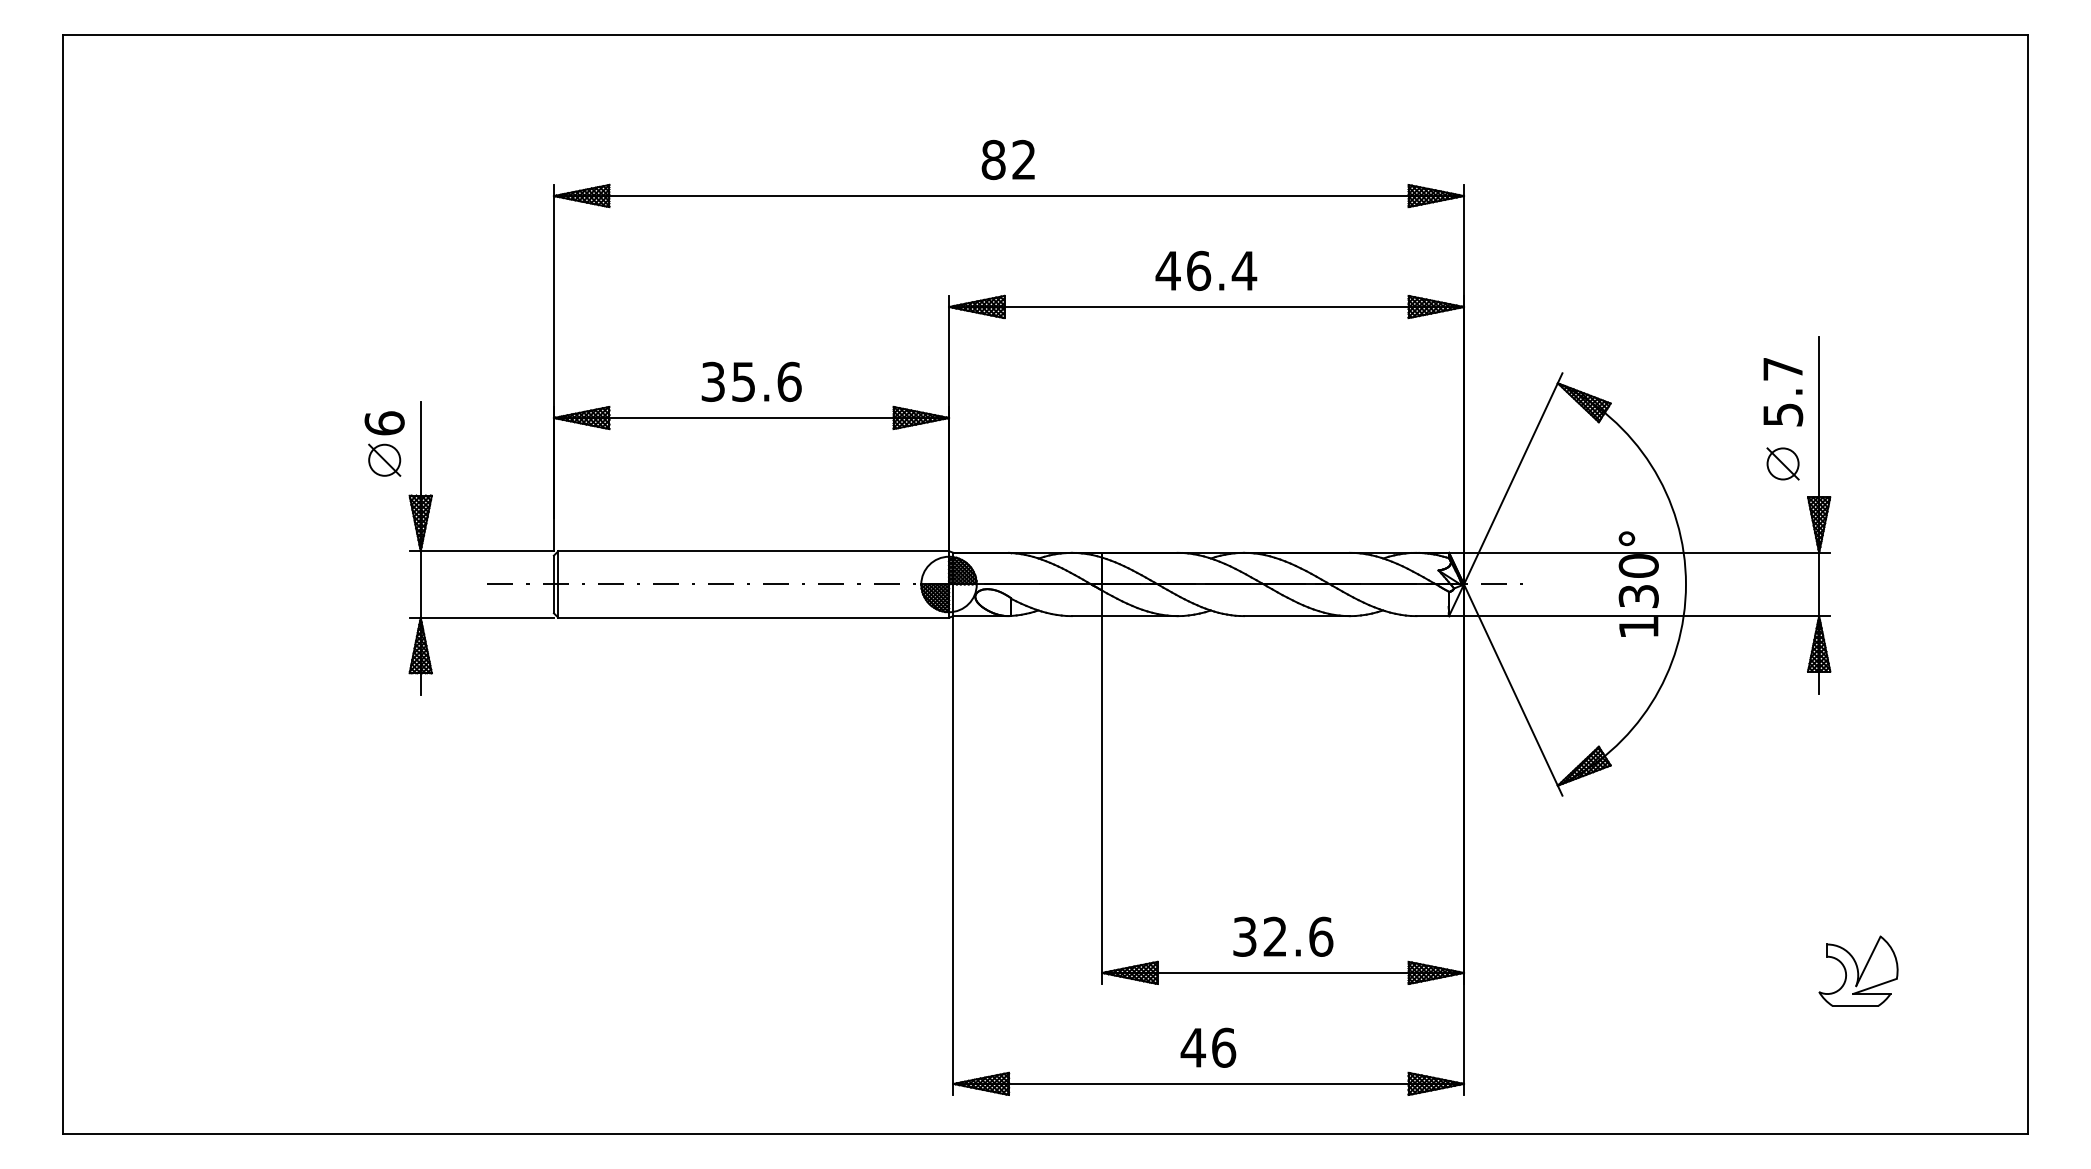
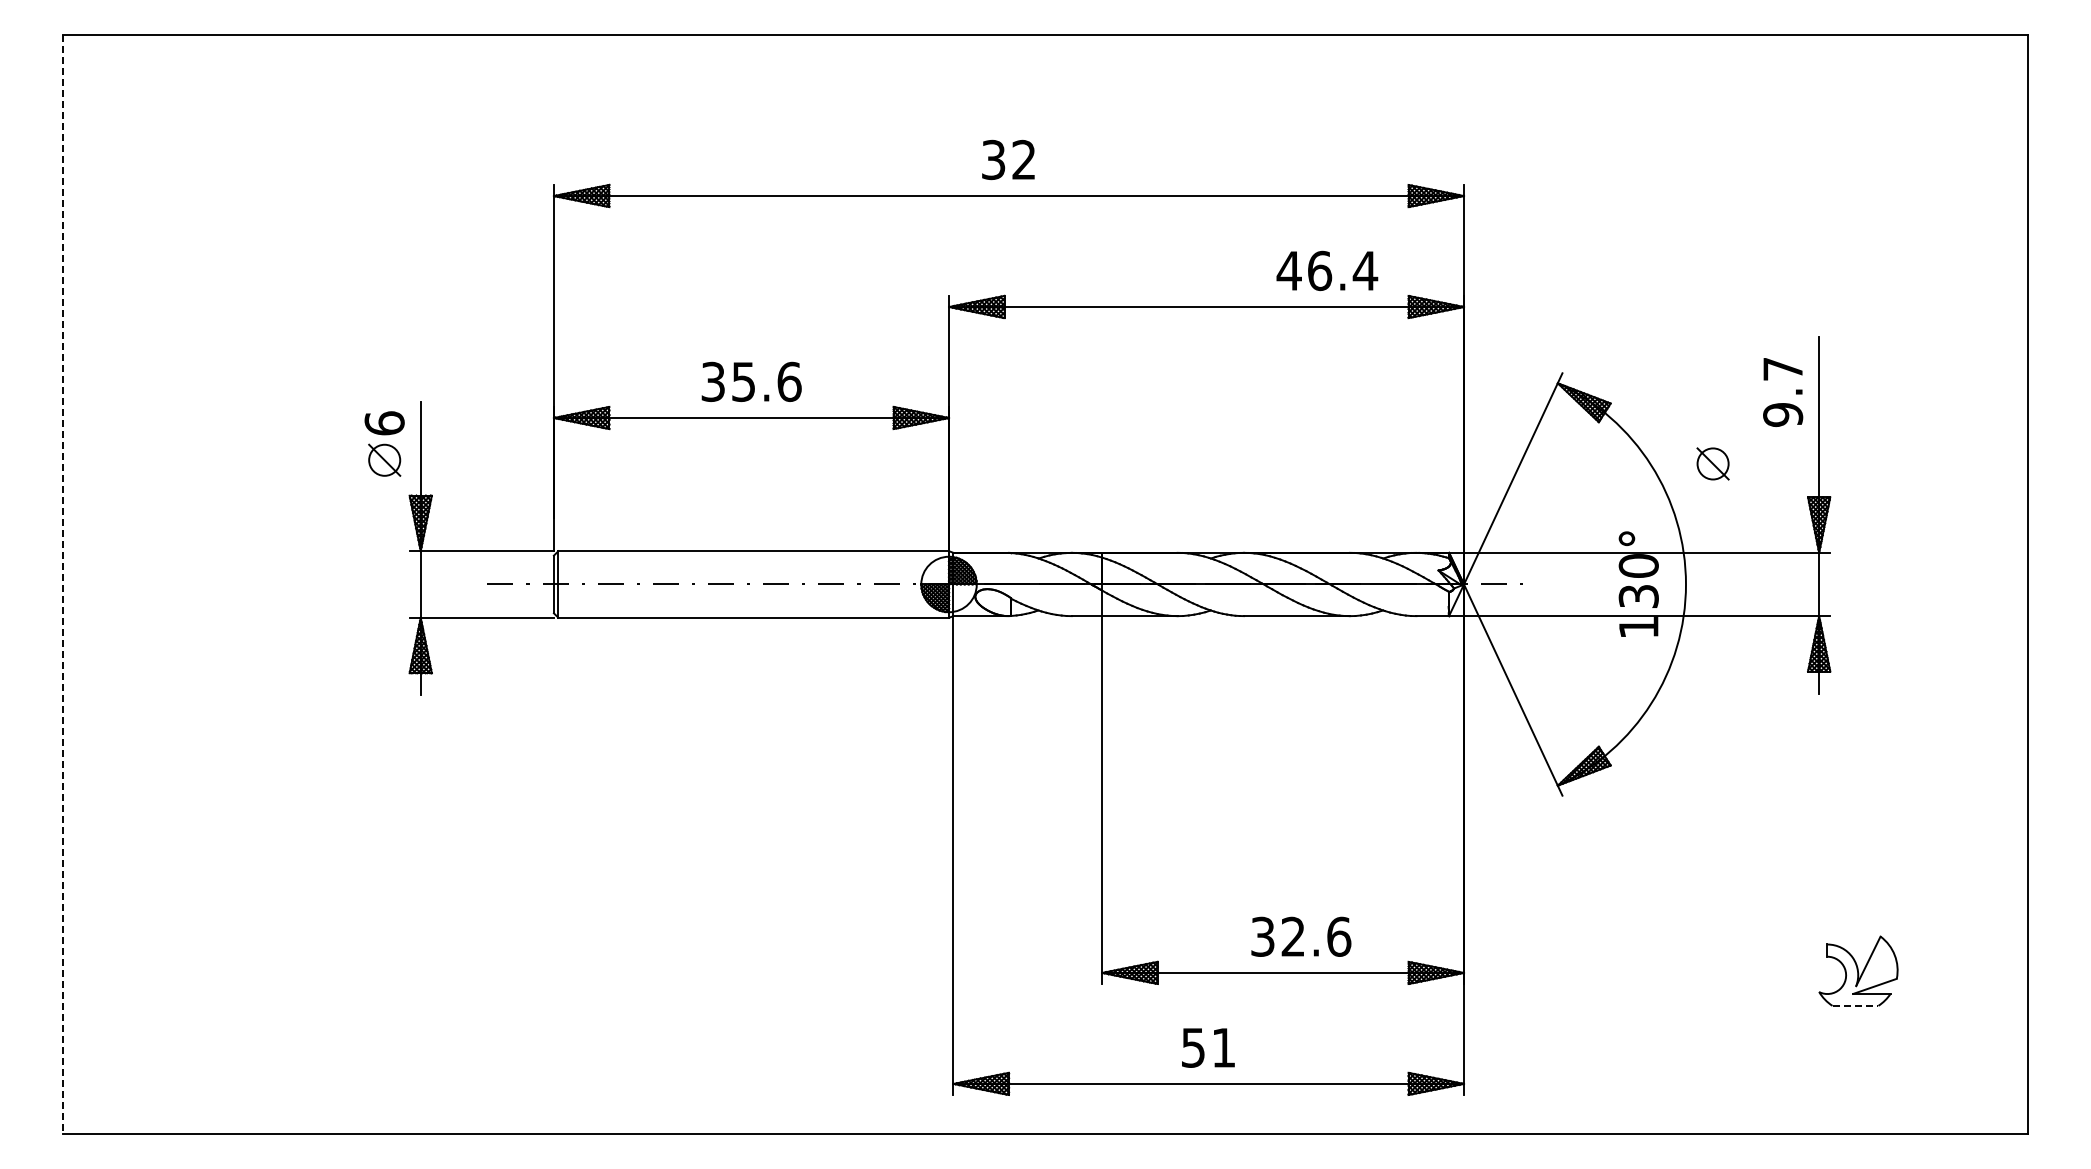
text: 82 -> 32 (993, 160)
text position: (1206, 270) -> (1327, 270) (1327, 270)
text: 5.7 -> 9.7 (1782, 415)
part position: (1782, 463) -> (1712, 463) (1712, 463)
line: solid -> dashed (62, 584)
text position: (1283, 936) -> (1301, 936) (1301, 936)
line: solid -> dashed (1855, 1005)
text: 46 -> 51 (1208, 1047)
